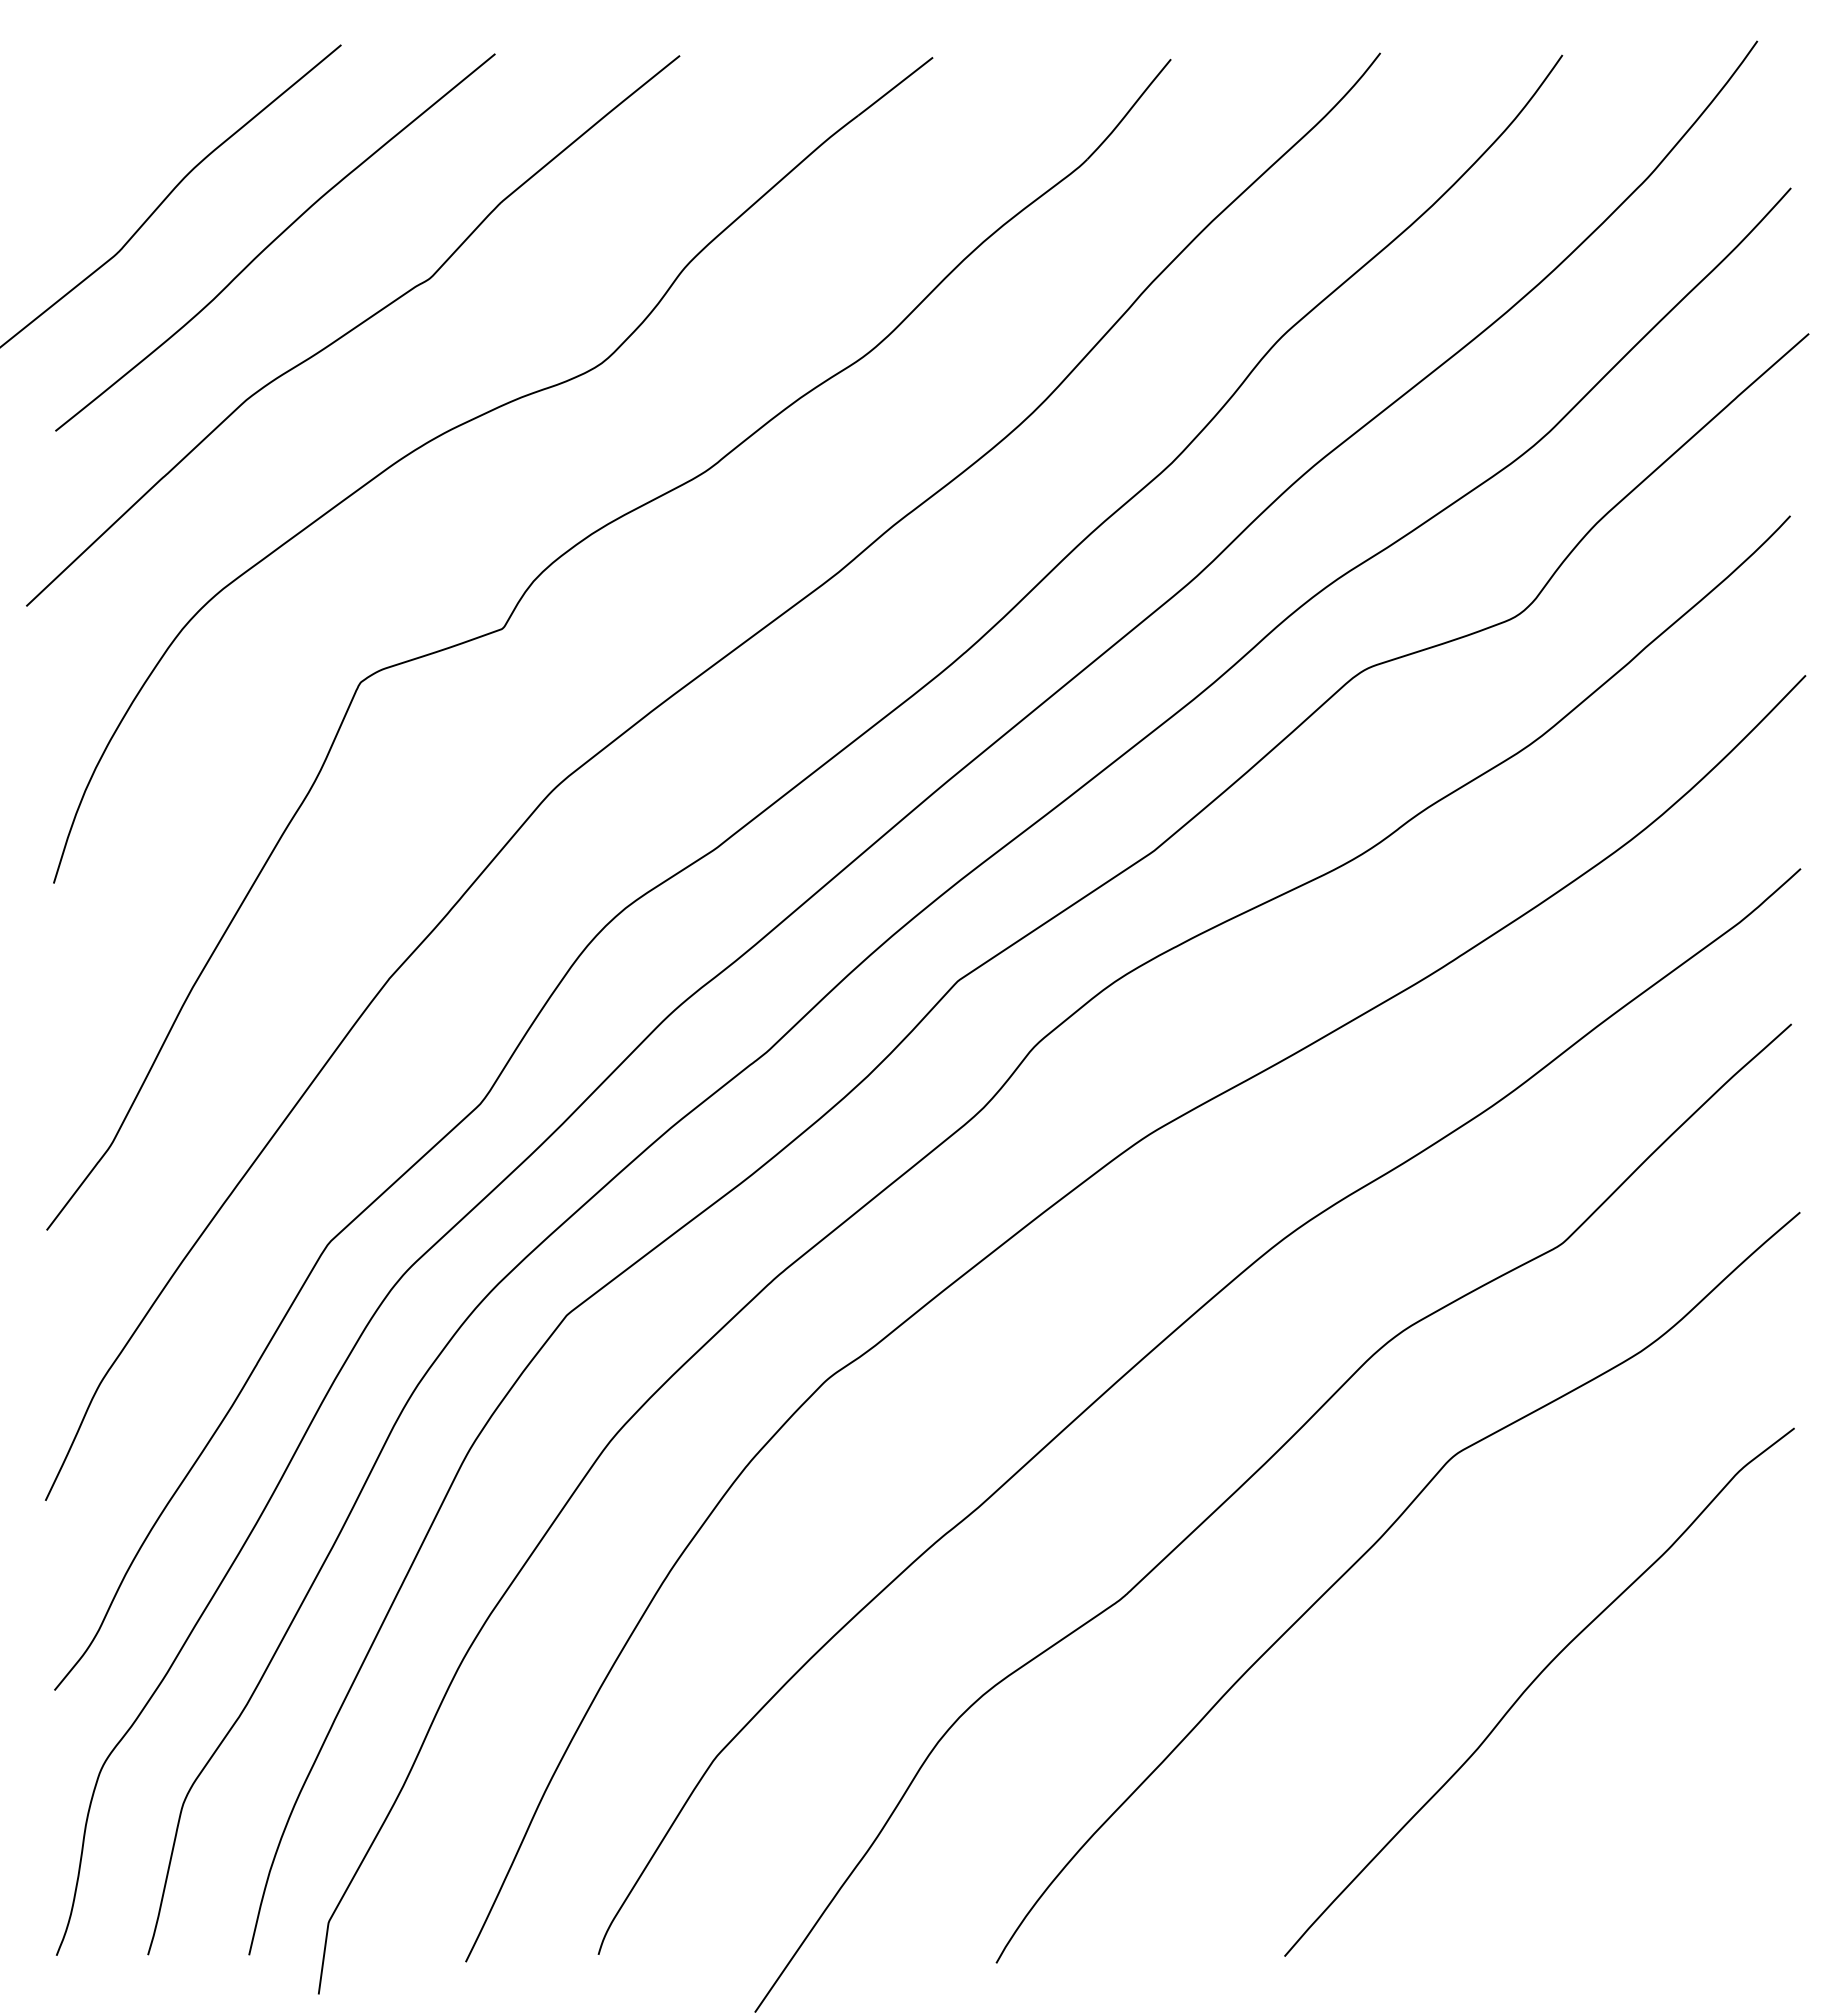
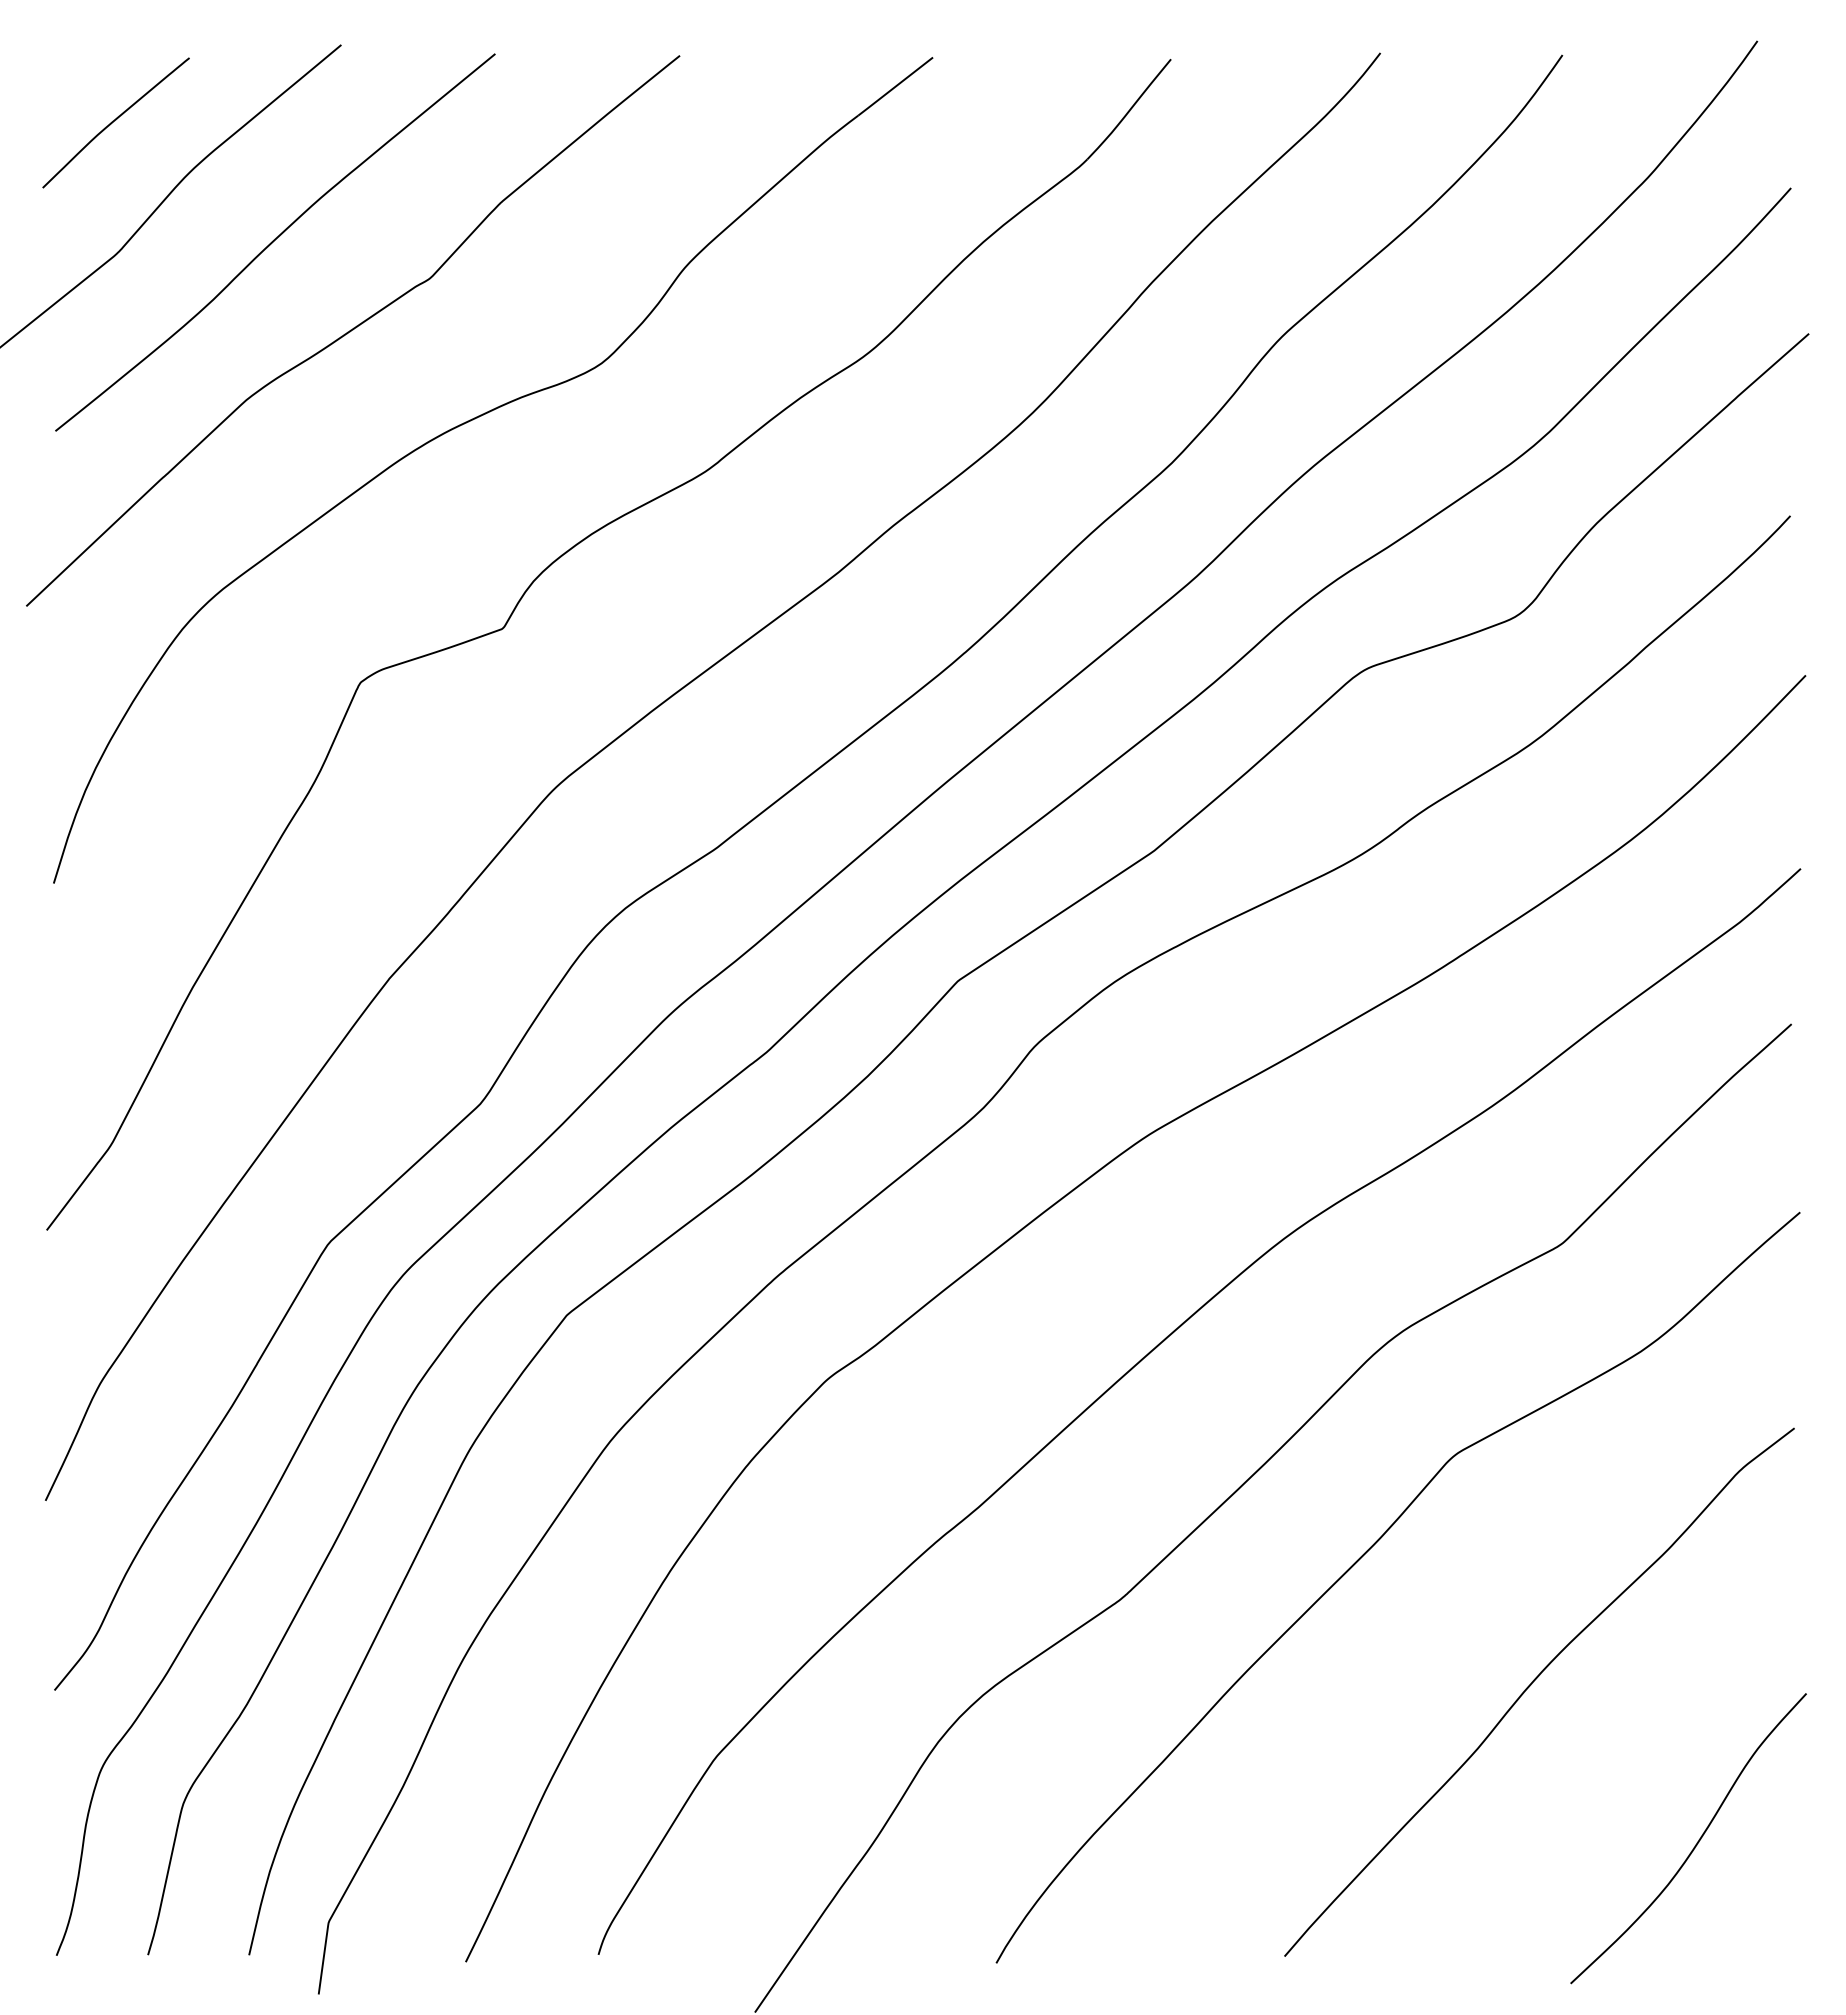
curve: none -> present (114, 121)
curve: none -> present (1696, 1842)
